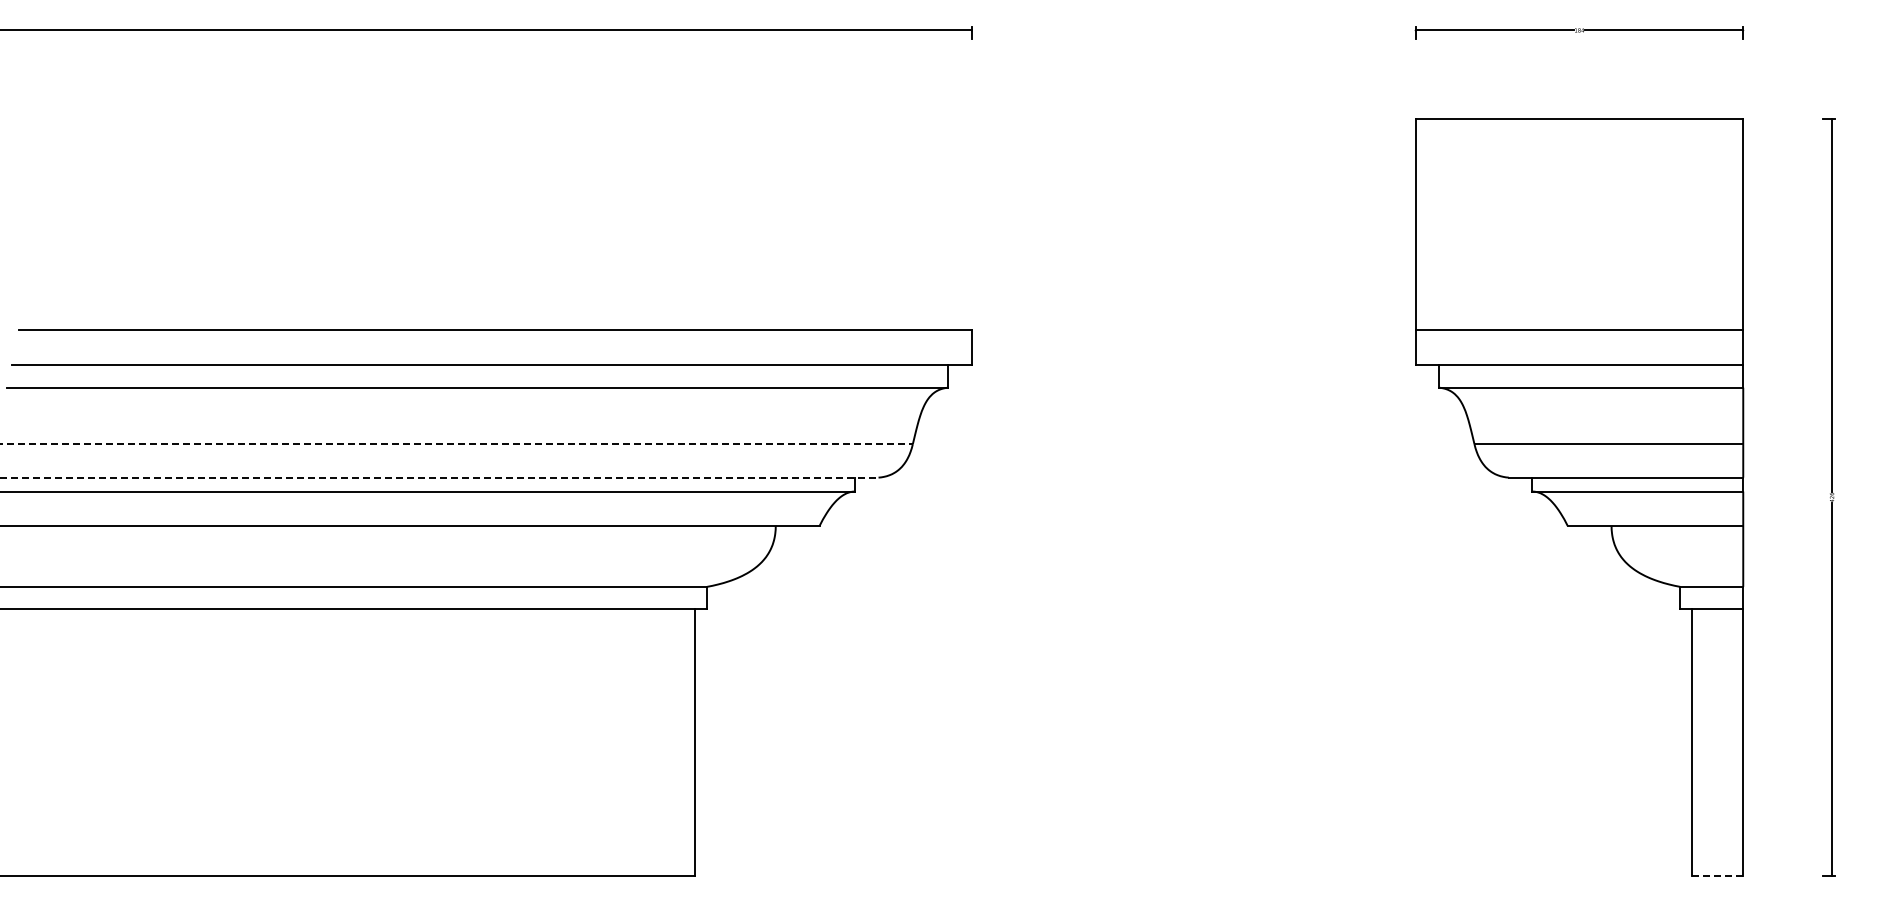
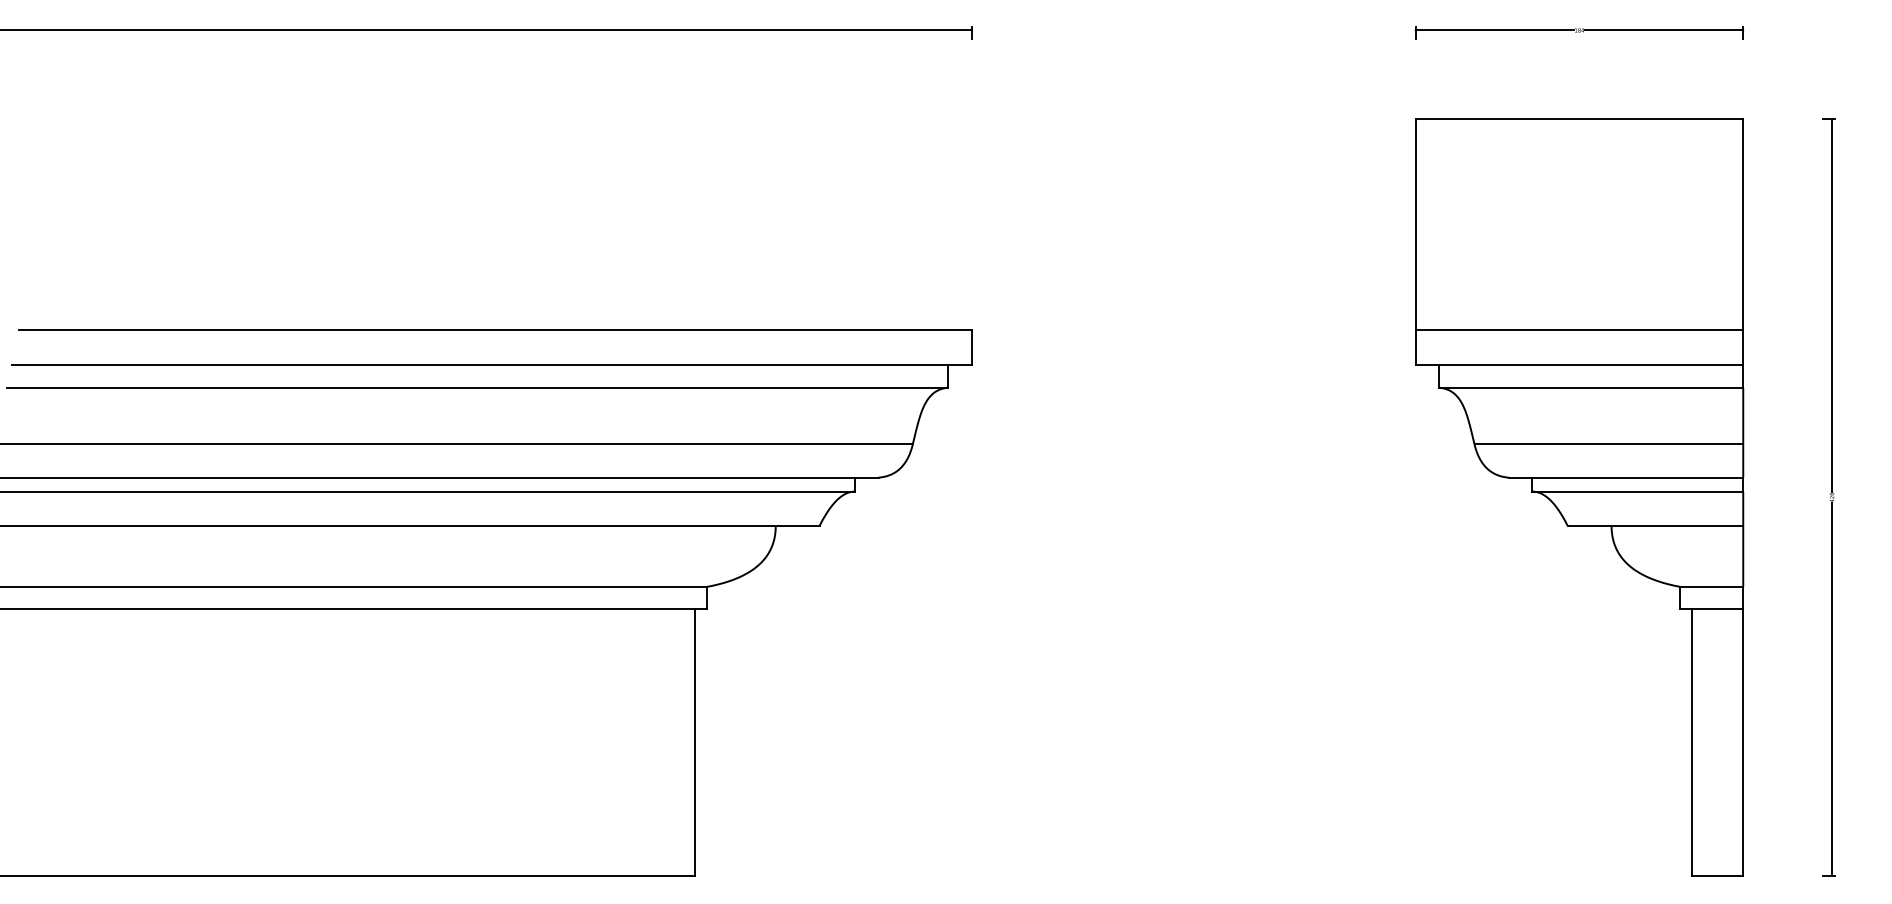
line: dashed -> solid (457, 444)
line: dashed -> solid (439, 477)
line: dashed -> solid (1717, 875)
